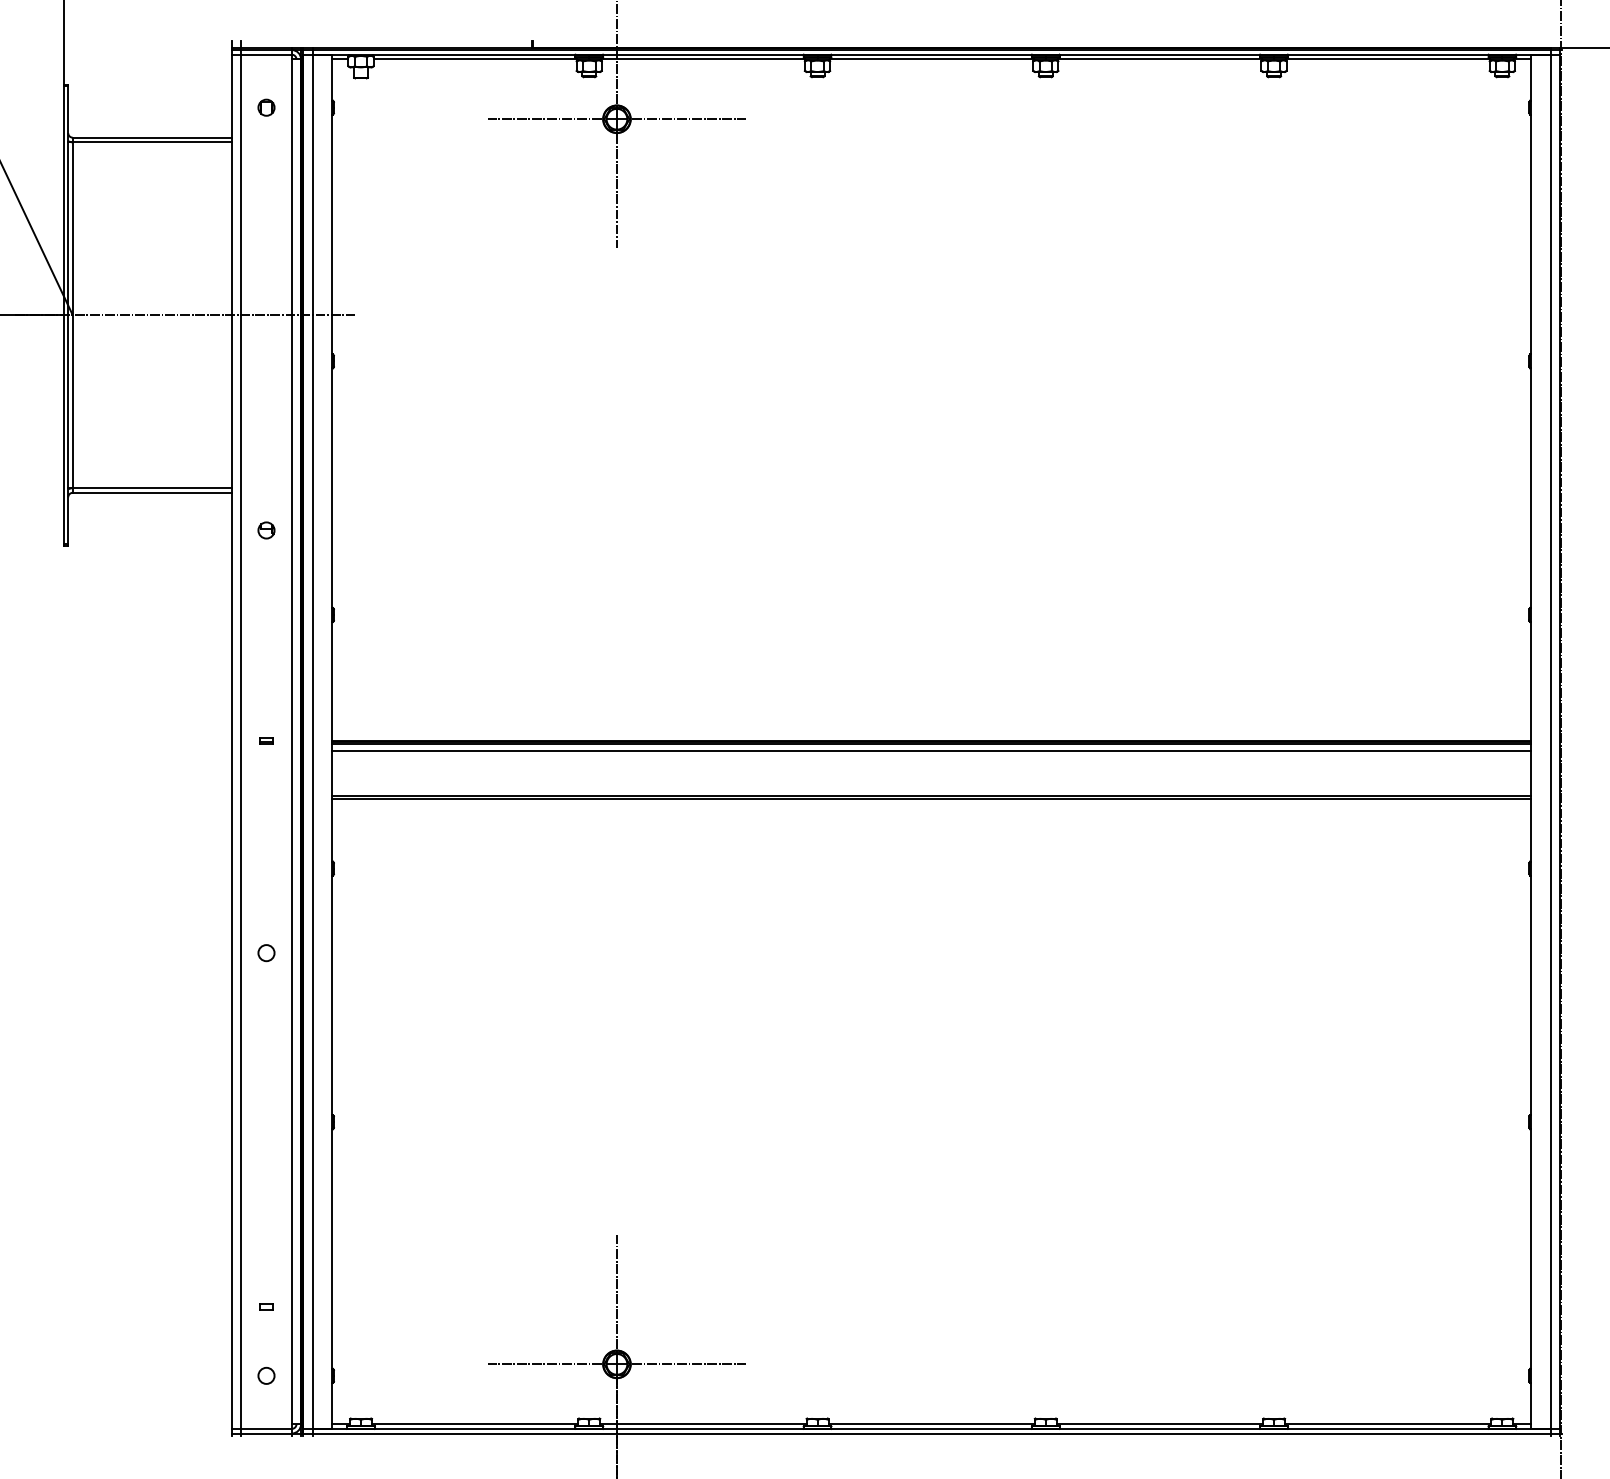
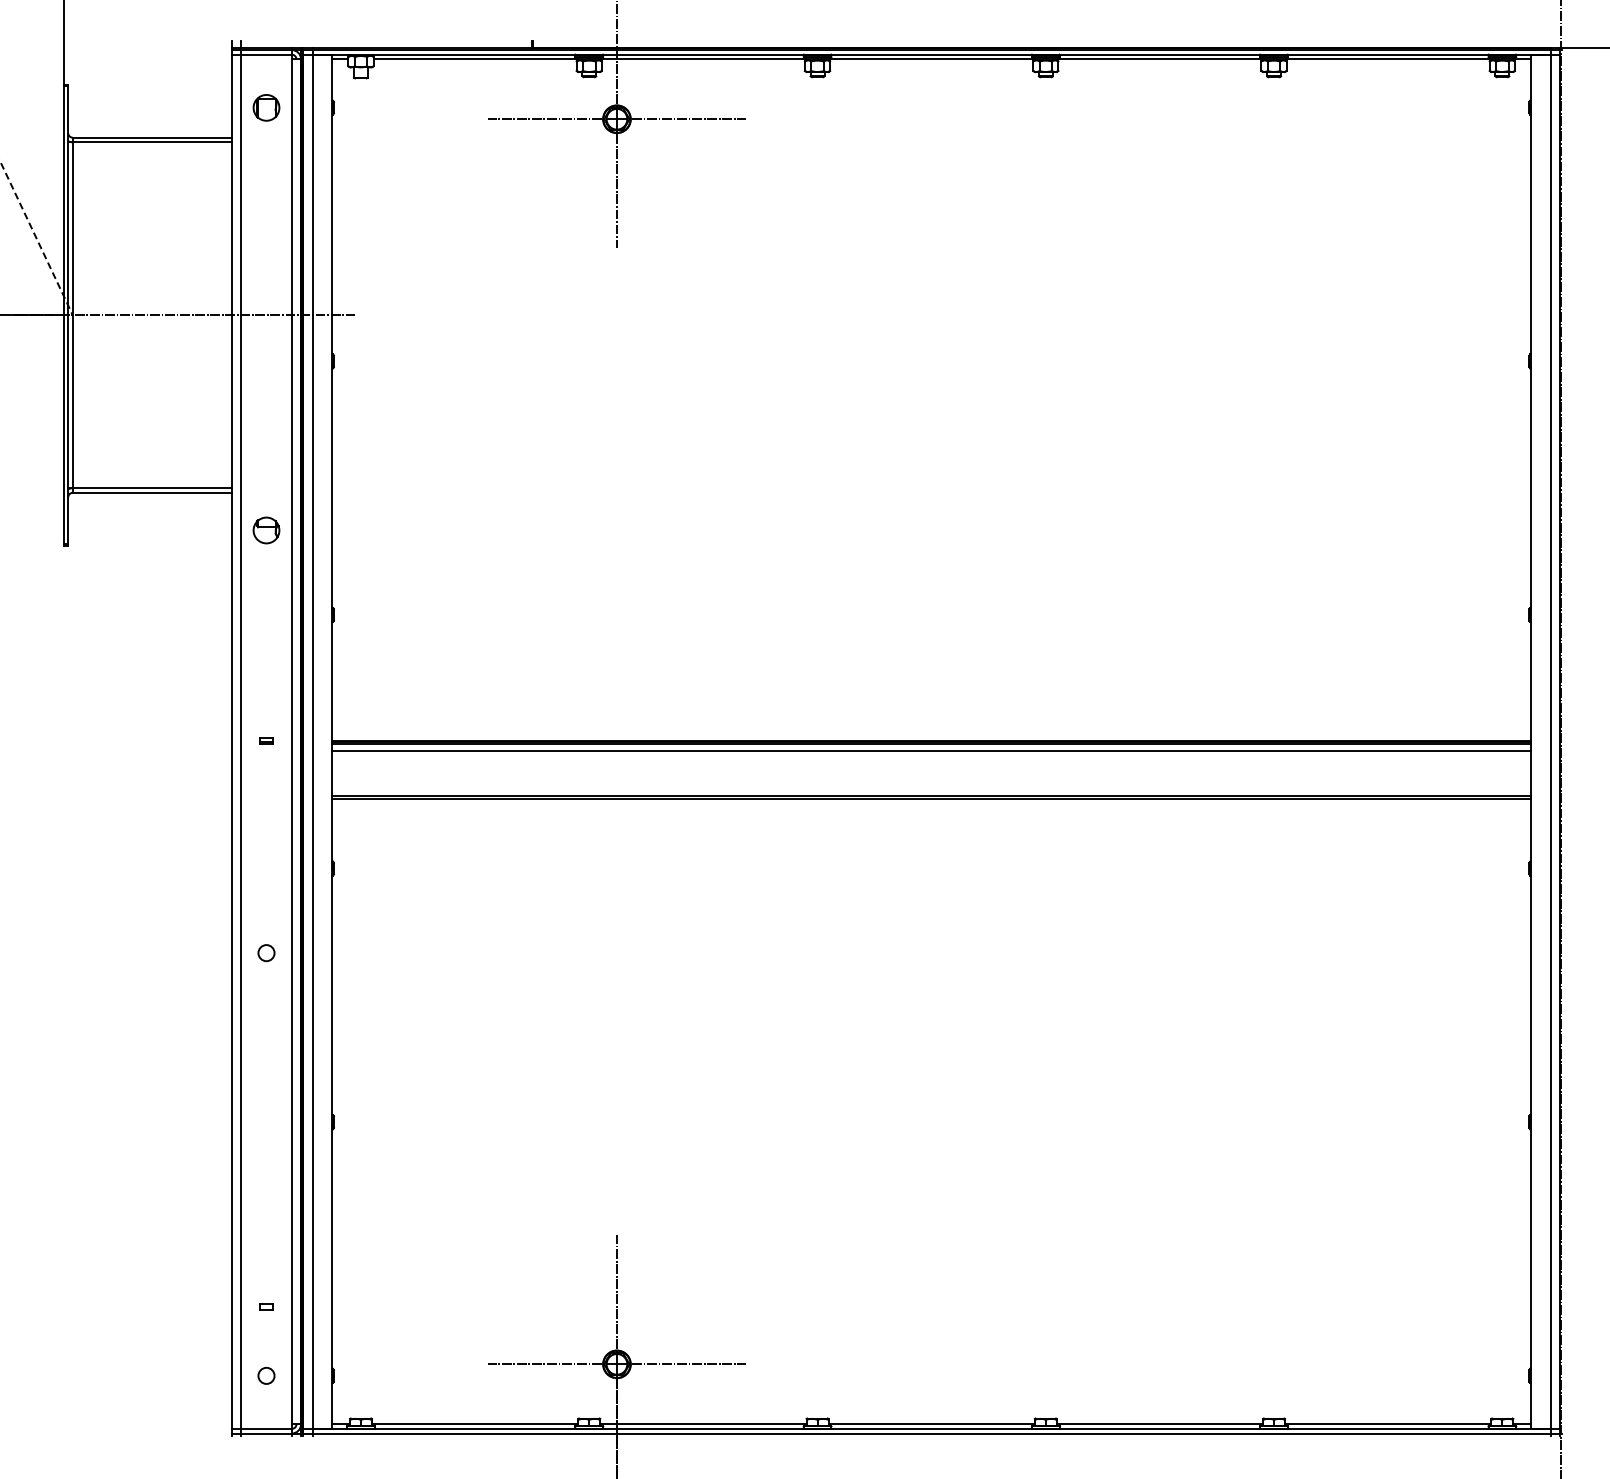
circle size: 19x19 px -> 29x28 px (266, 107)
line: solid -> dashed (36, 238)
part size: 19x19 px -> 29x29 px (266, 530)
